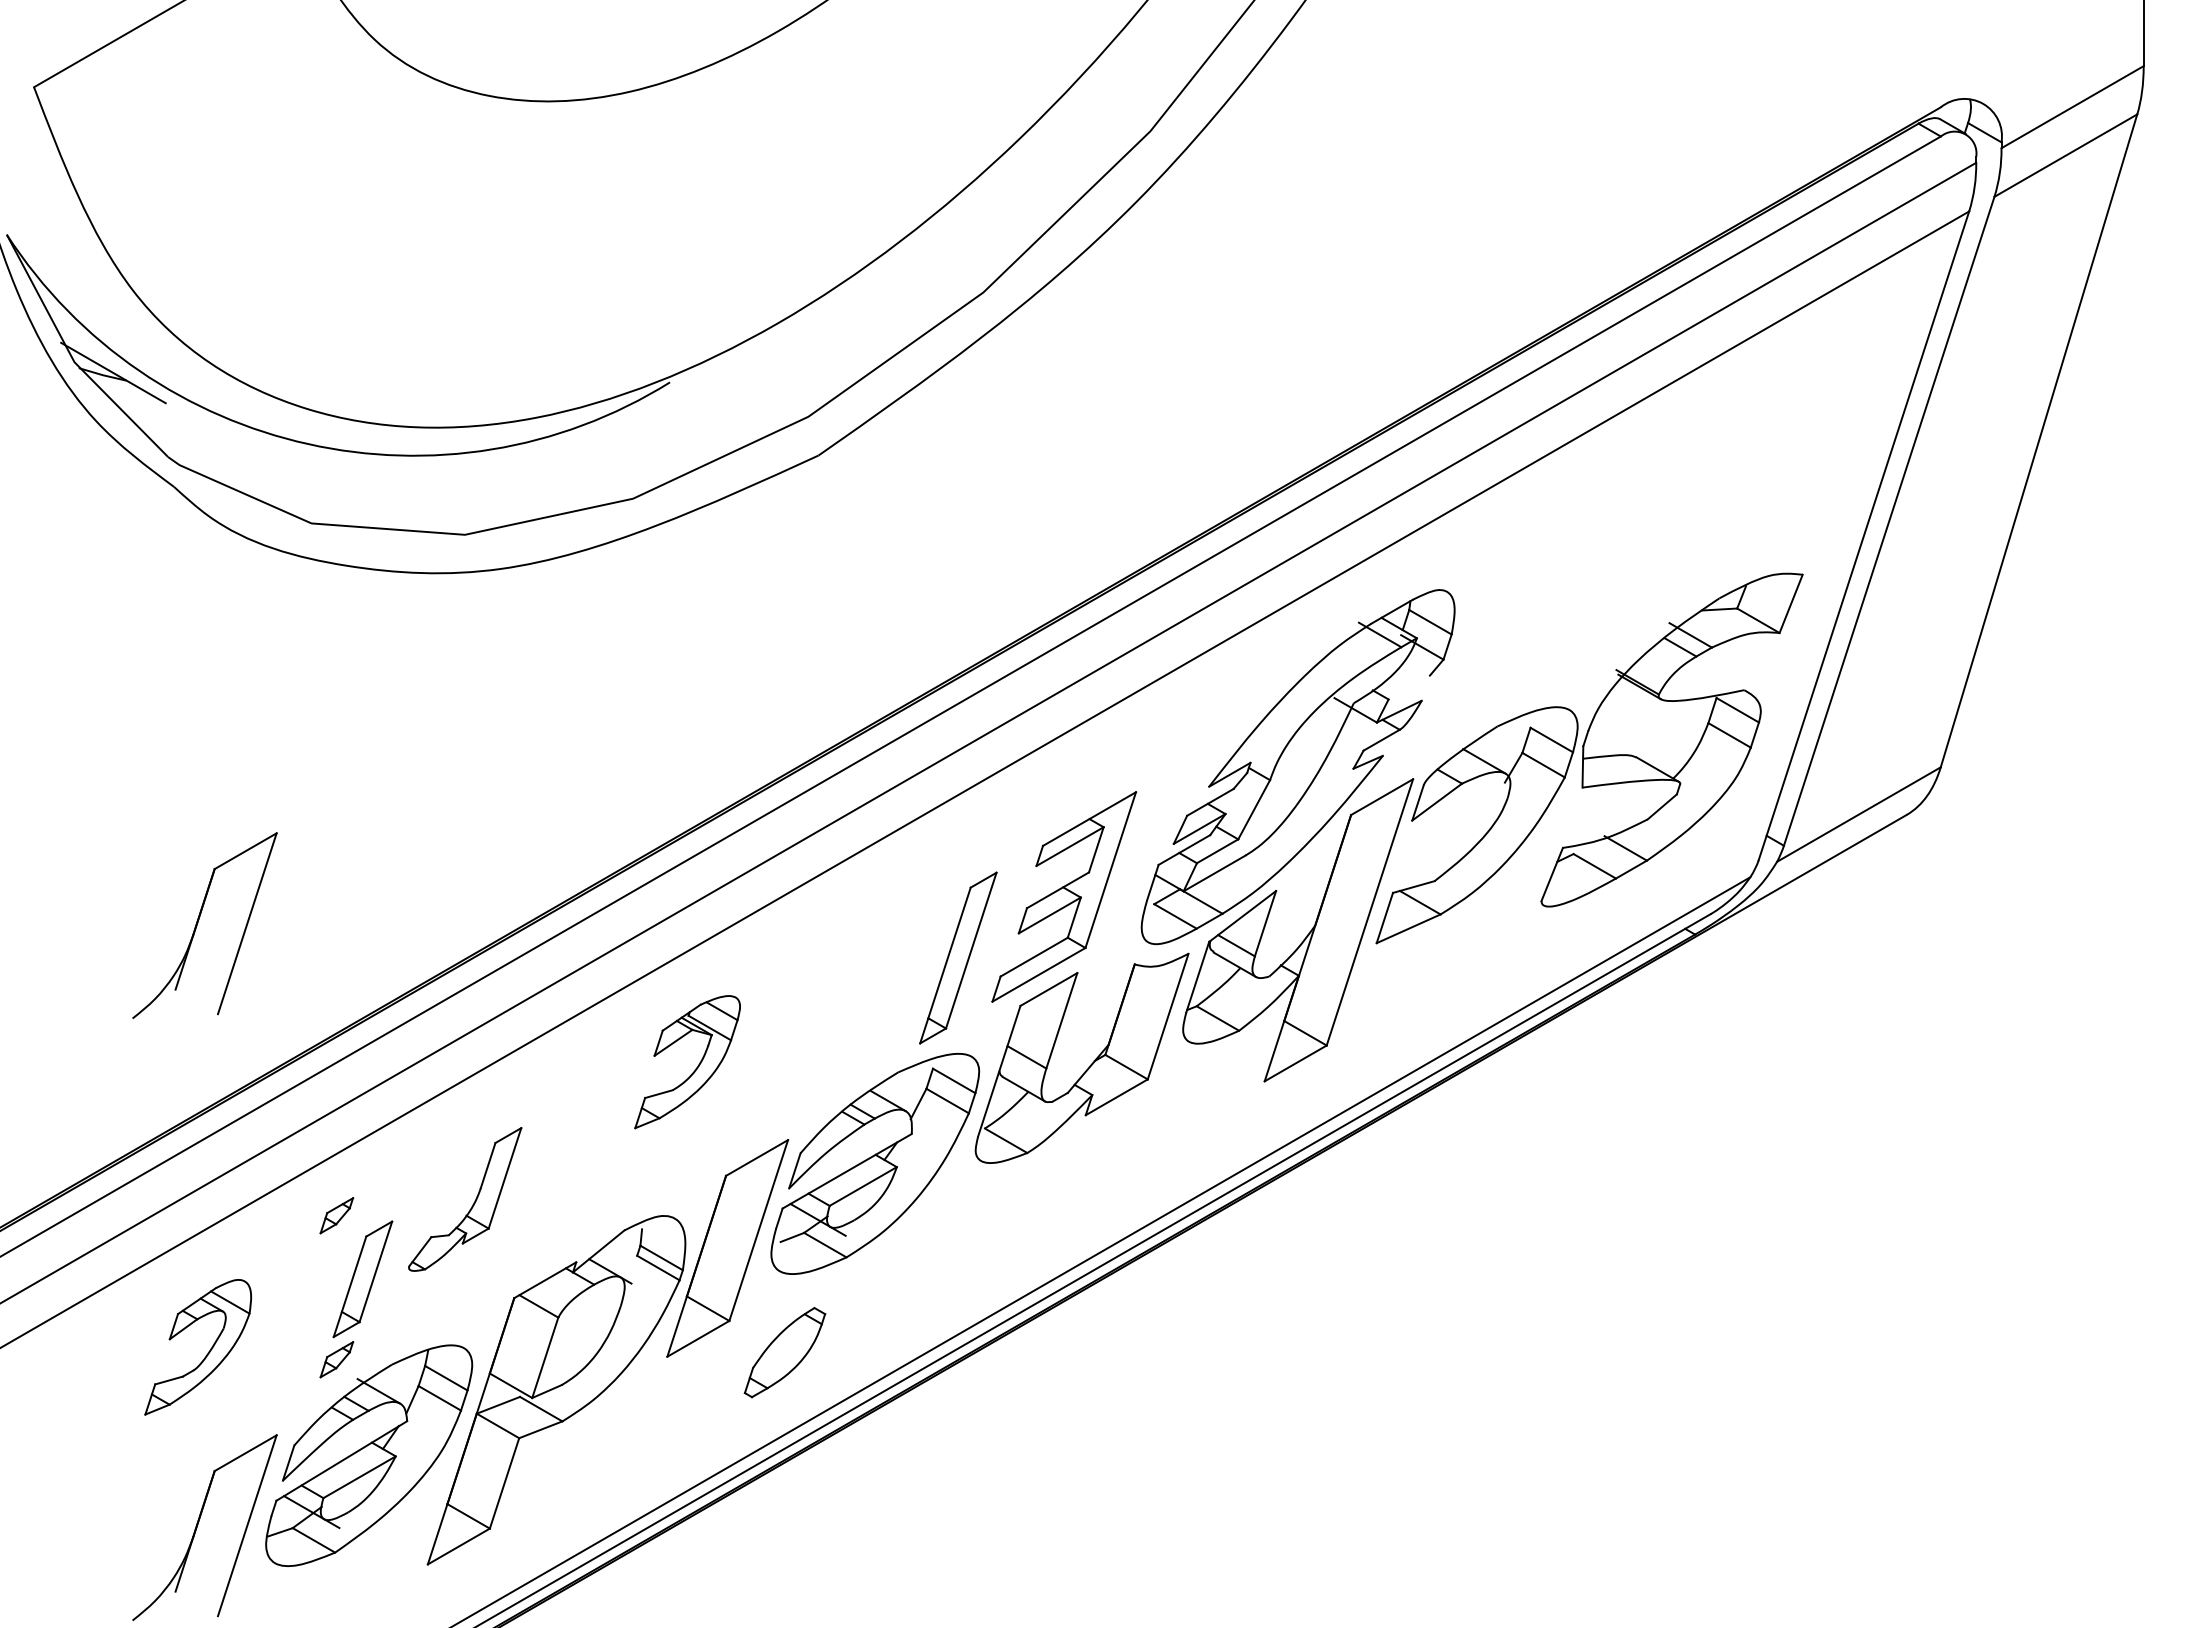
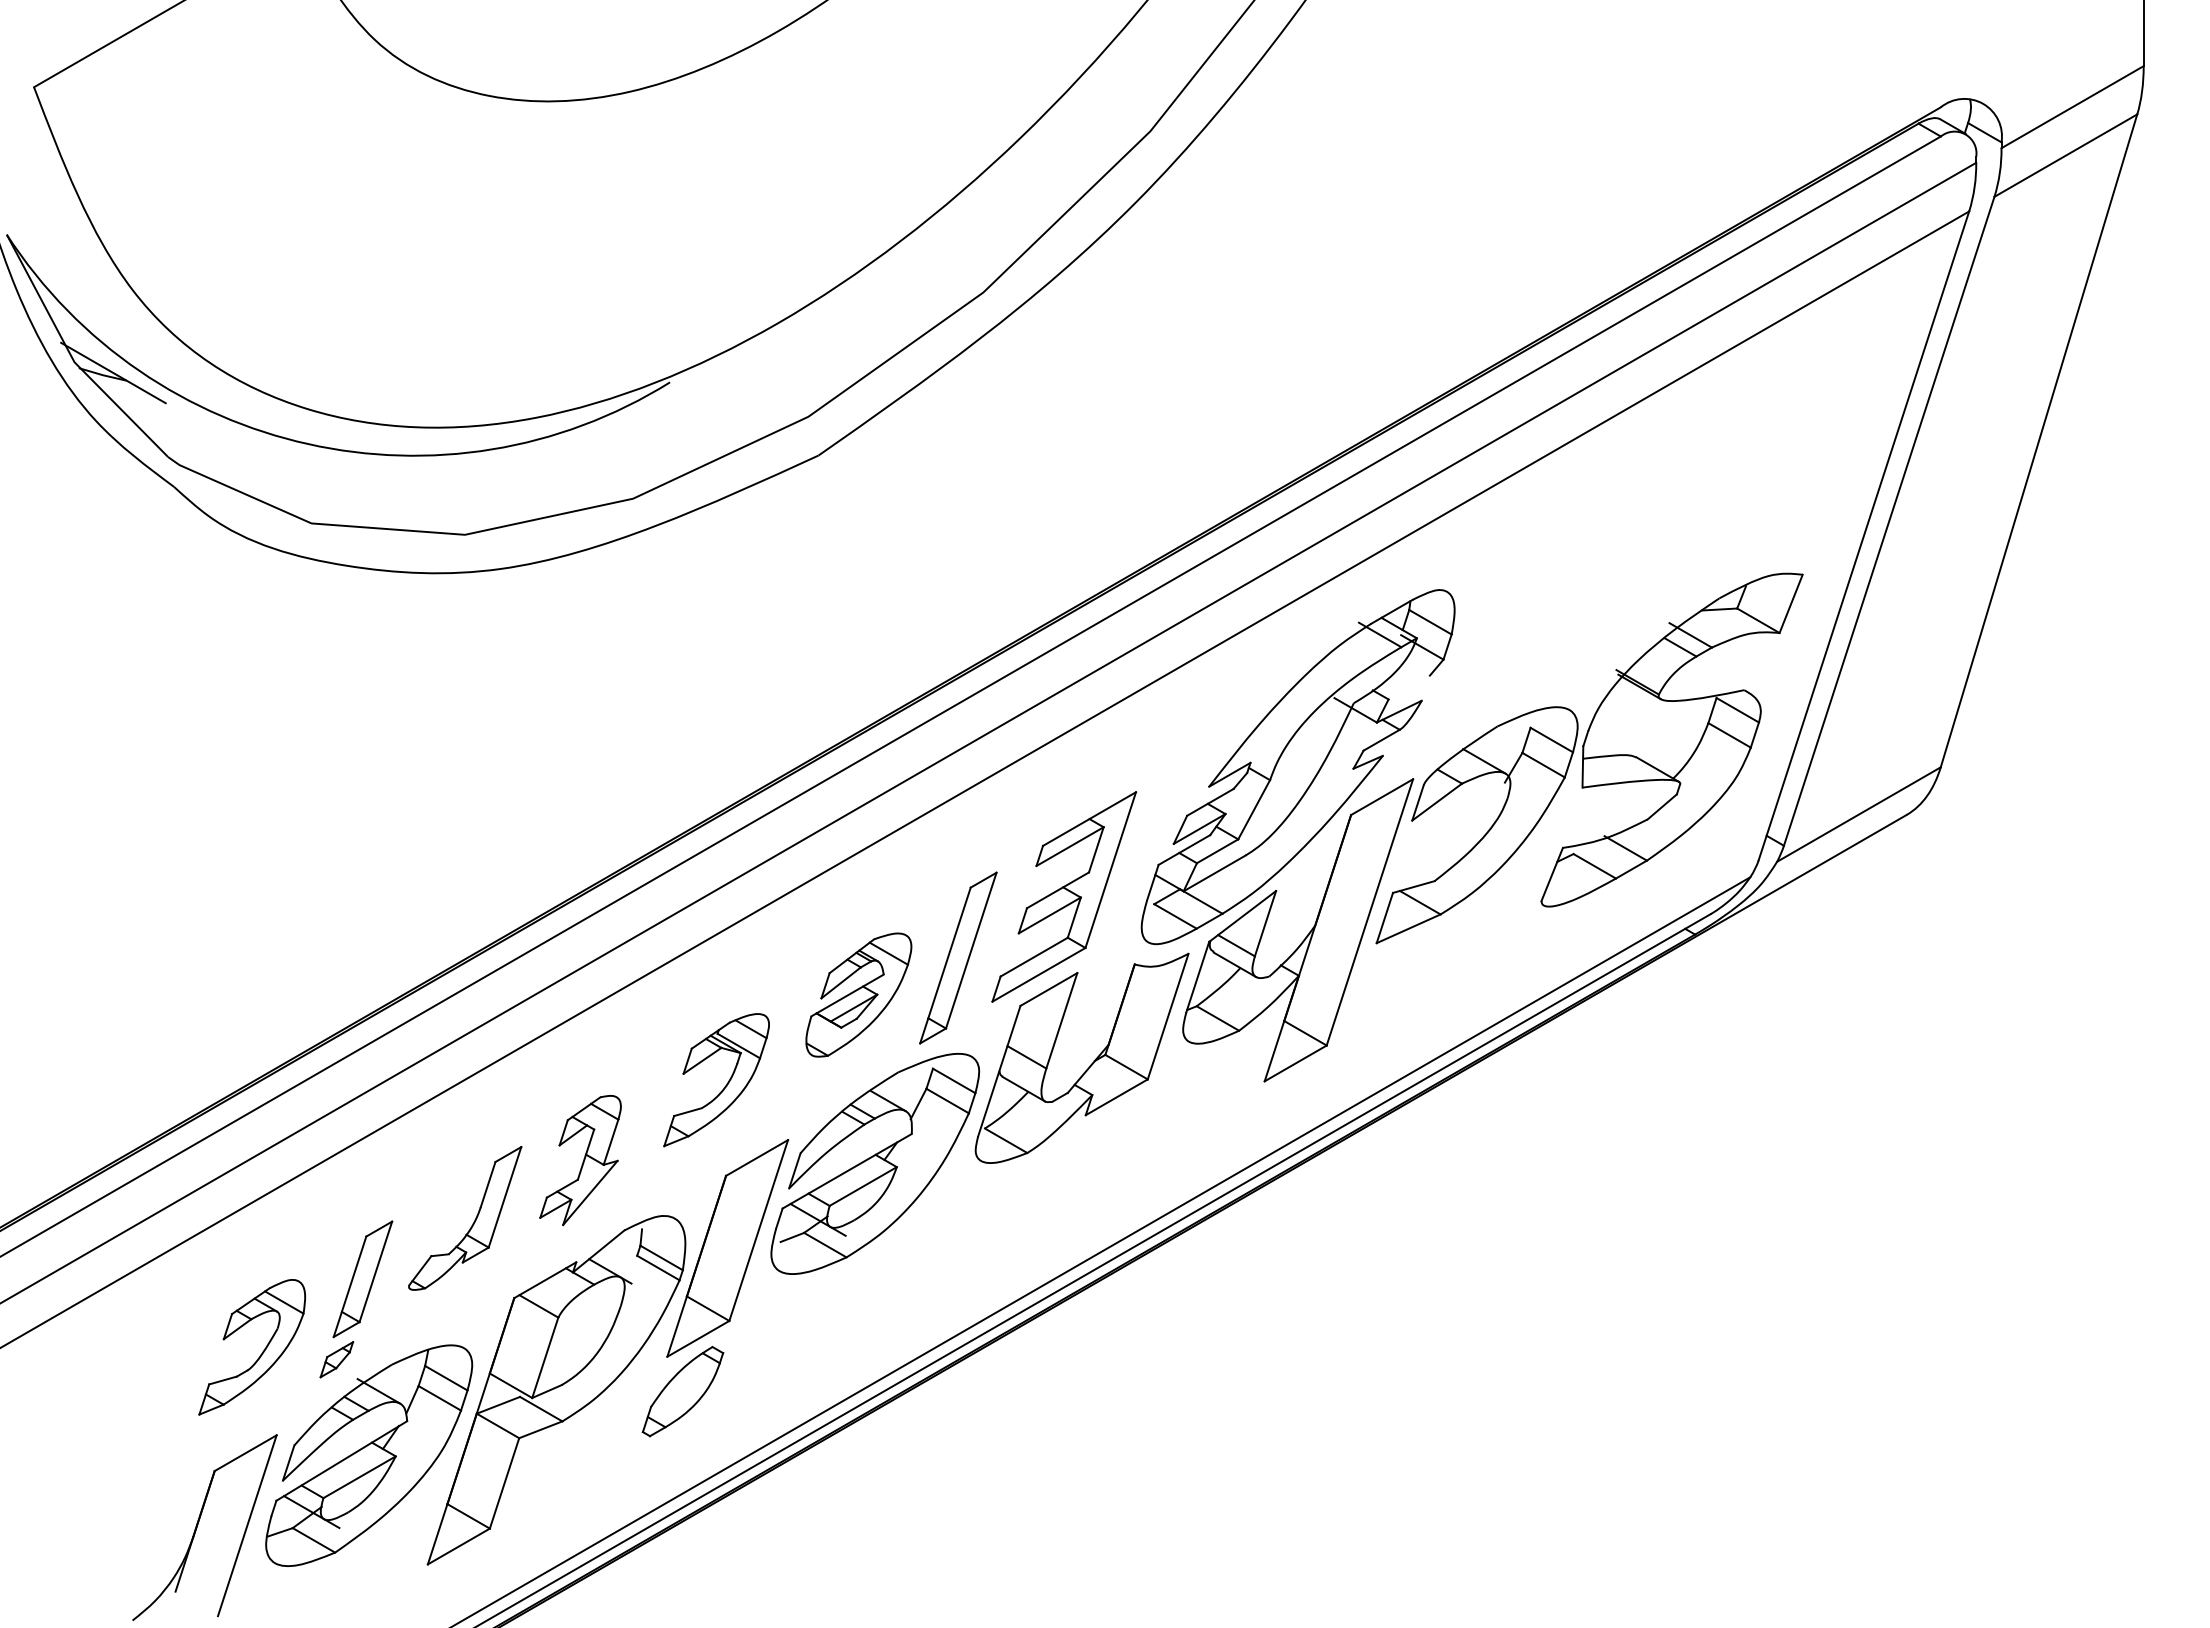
part: present -> none (198, 923)
part: none -> present (858, 994)
part position: (695, 1068) -> (724, 1086) (724, 1086)
part: none -> present (580, 1160)
part position: (473, 1202) -> (473, 1221) (473, 1221)
part: present -> none (336, 1215)
part position: (784, 1352) -> (682, 1391) (682, 1391)
part position: (206, 1354) -> (260, 1354) (260, 1354)
